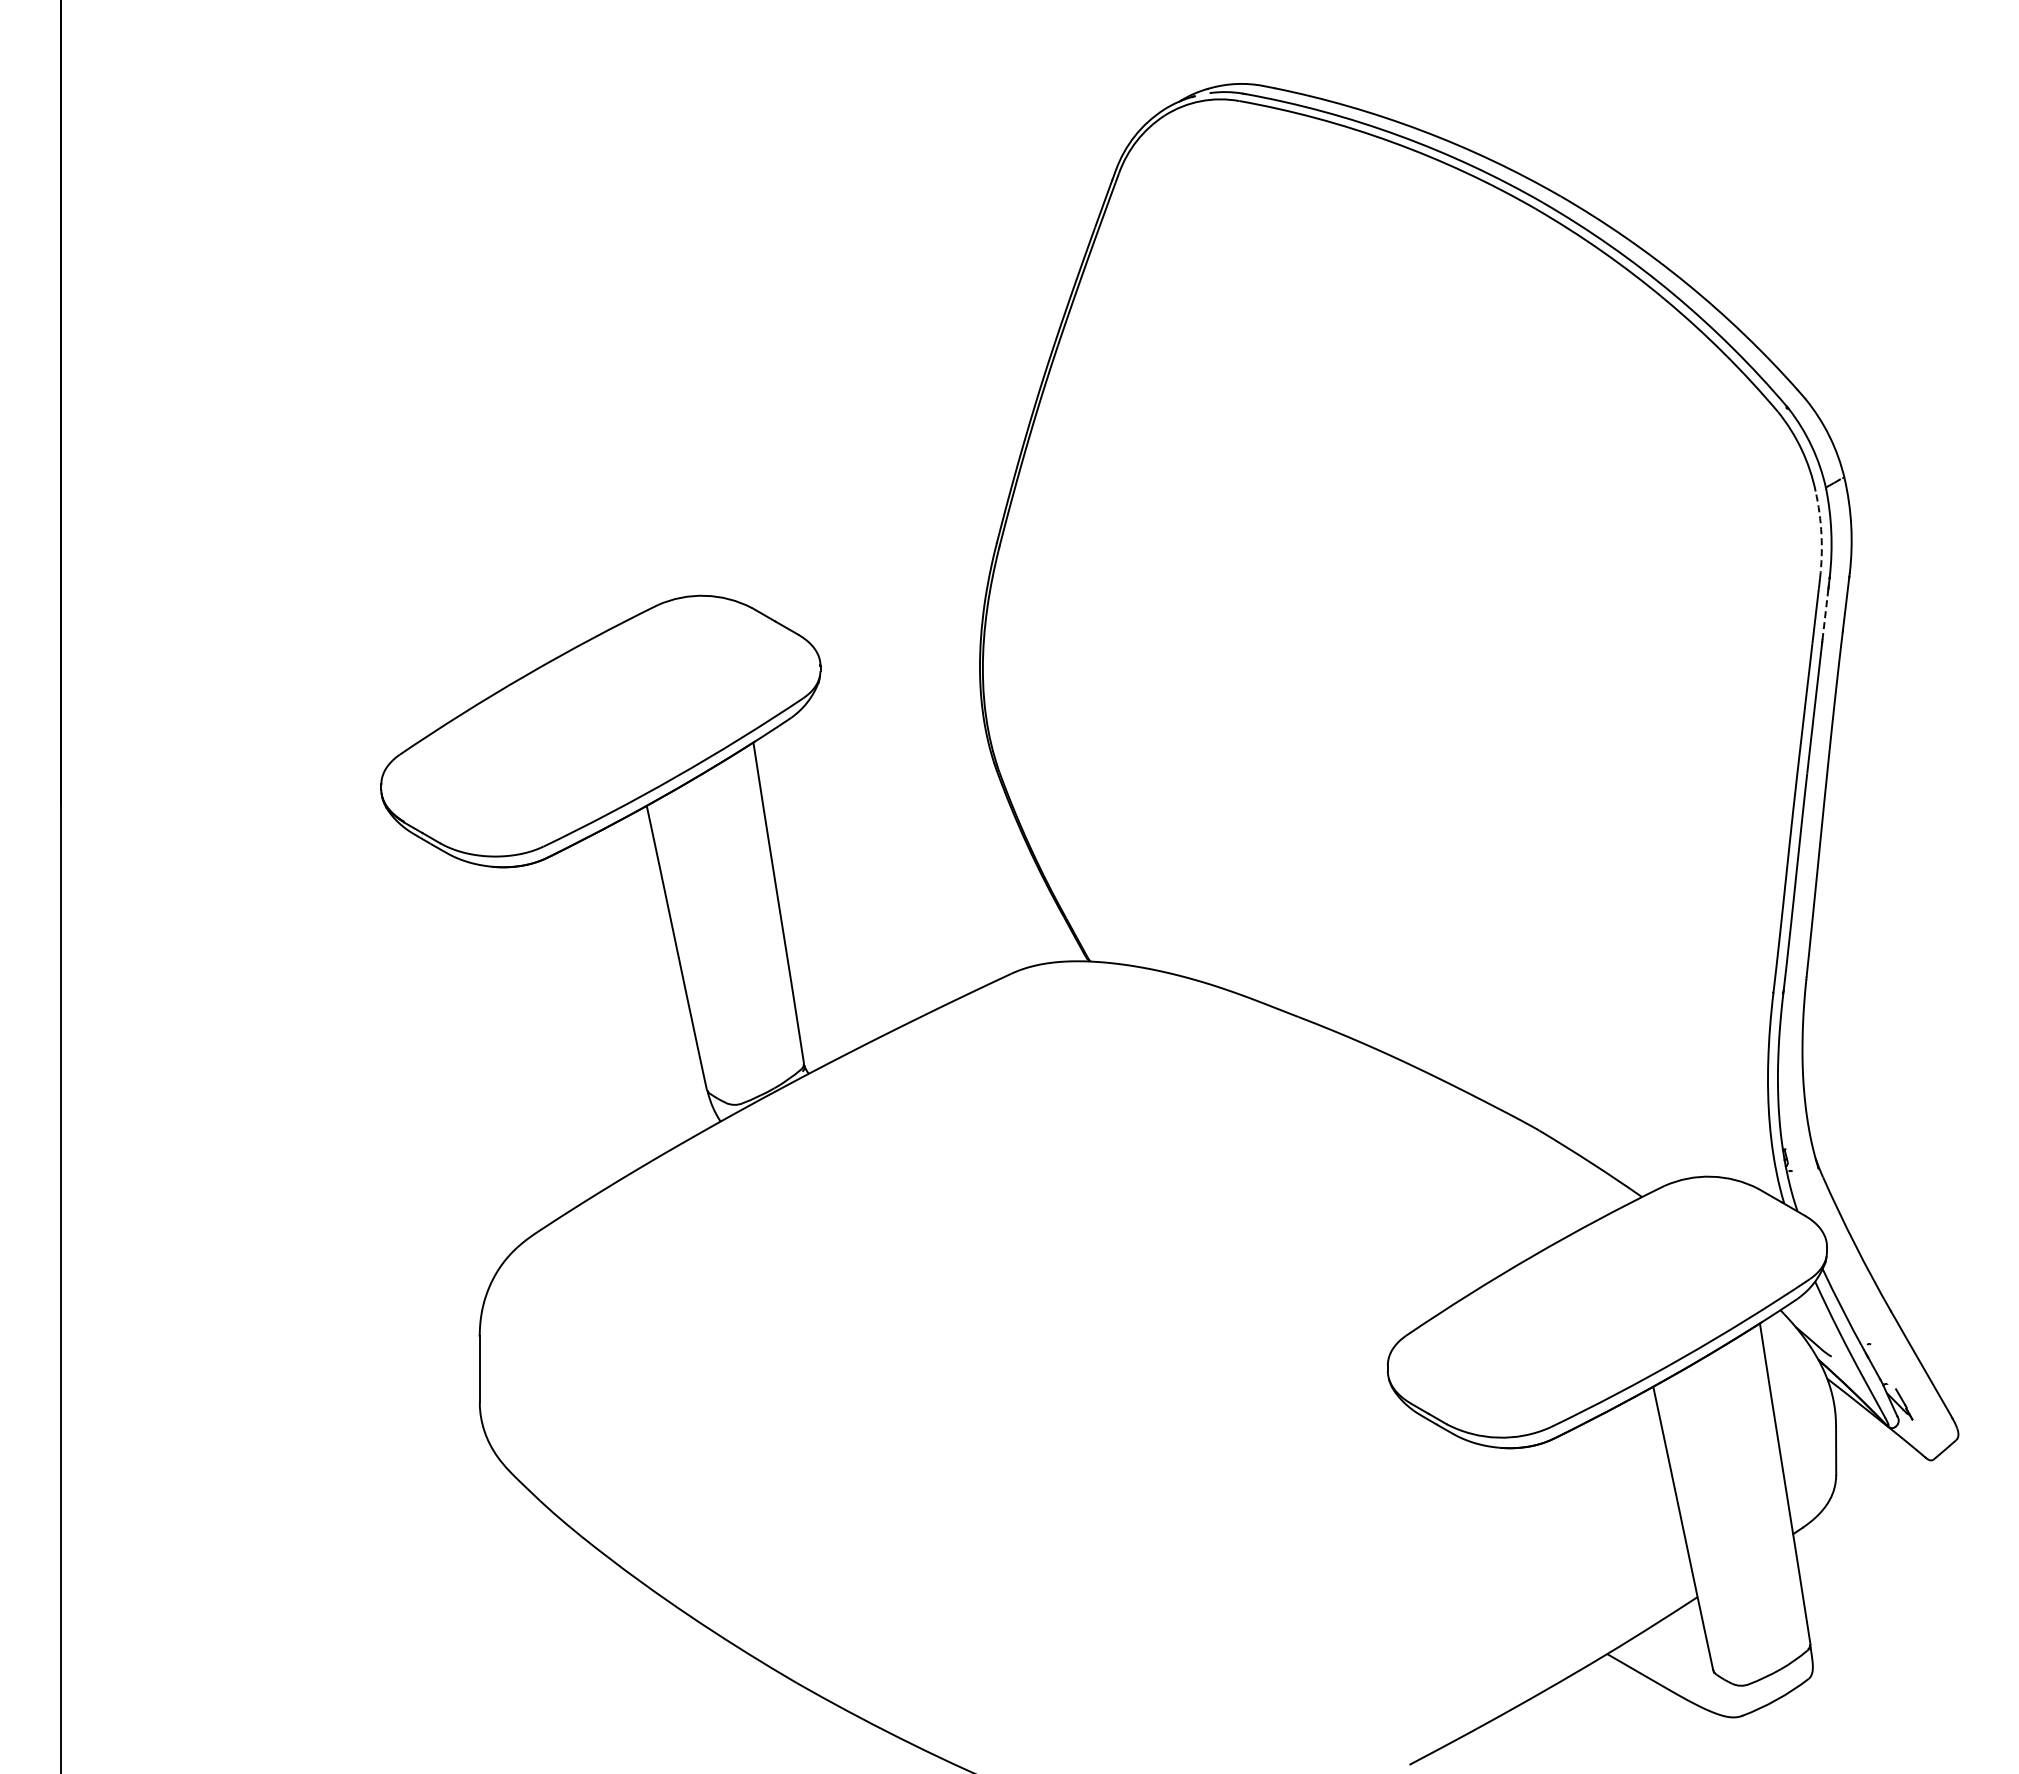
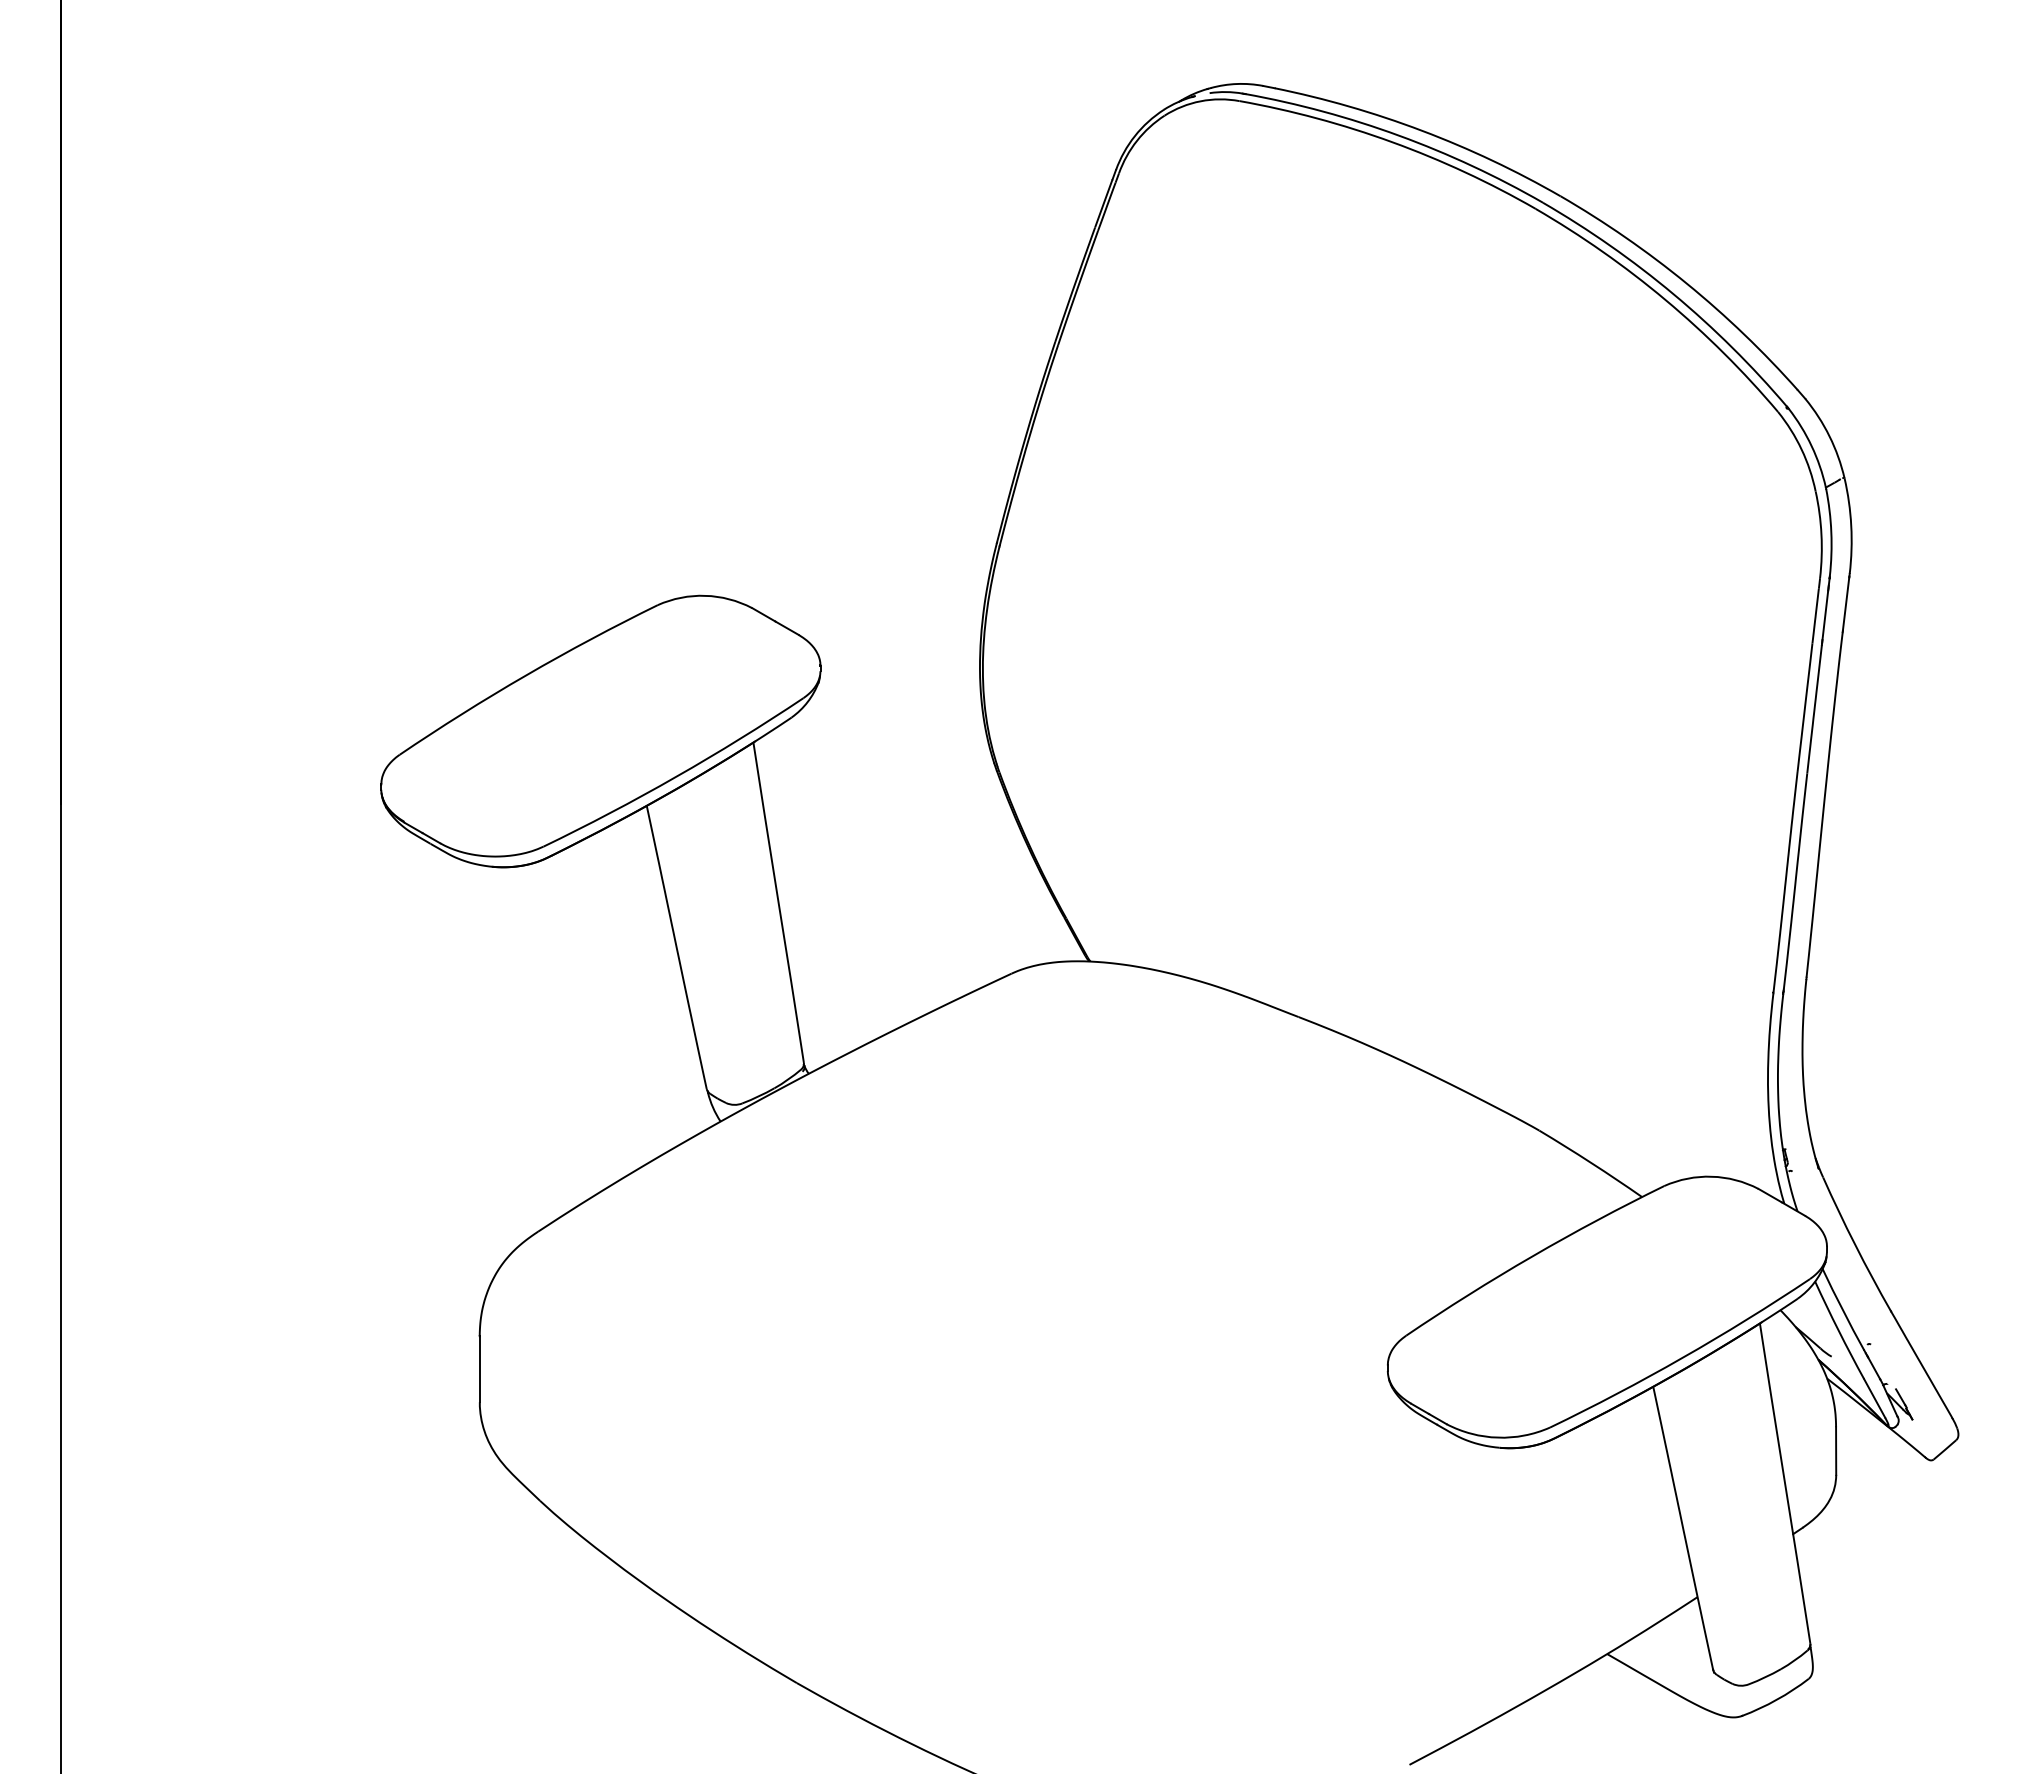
arc: dashed -> solid (1821, 534)
line: dashed -> solid (1825, 615)
